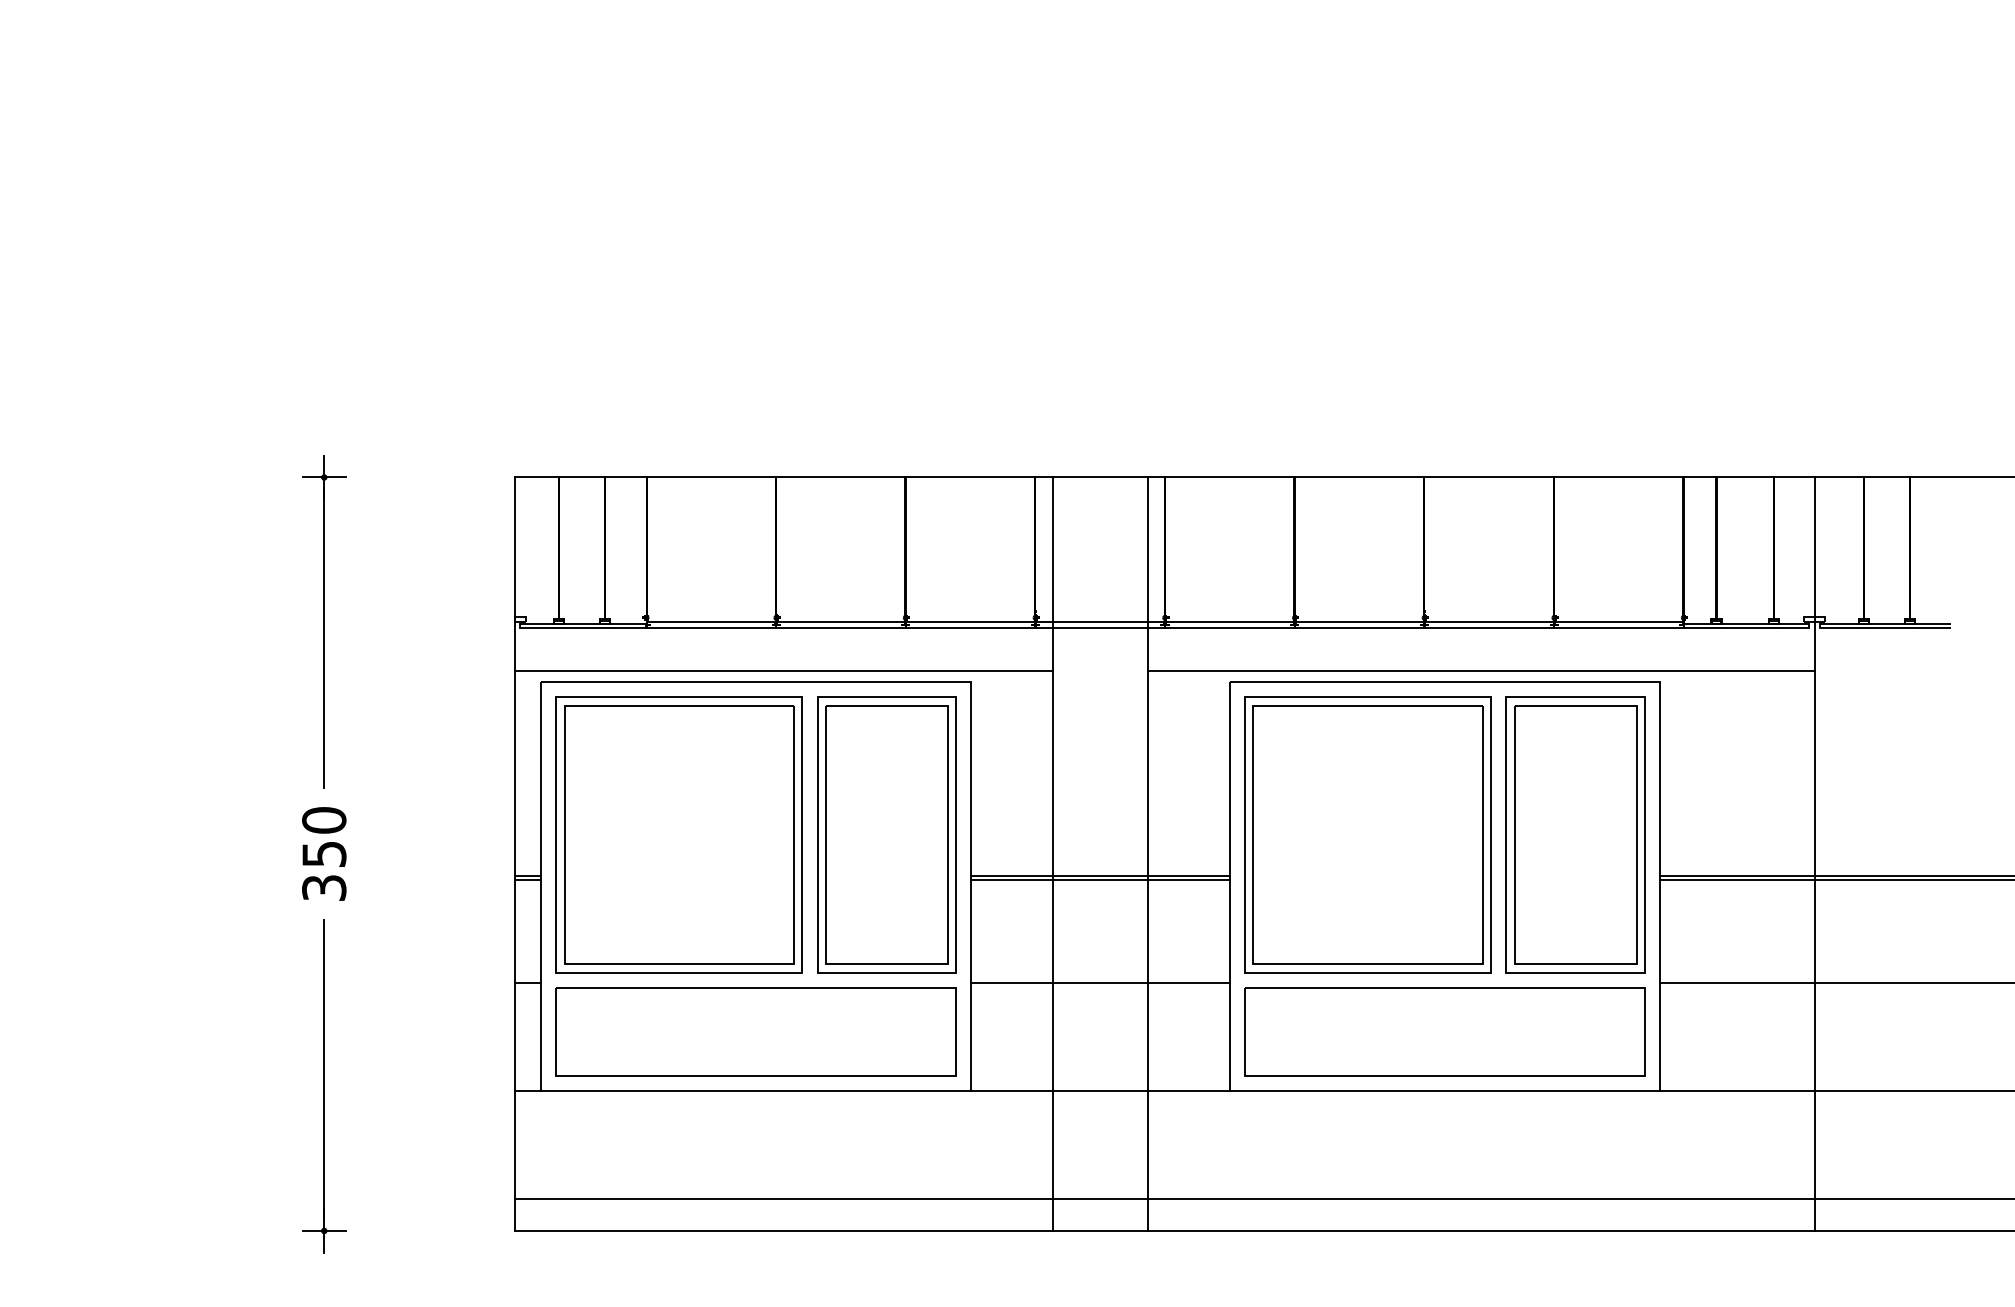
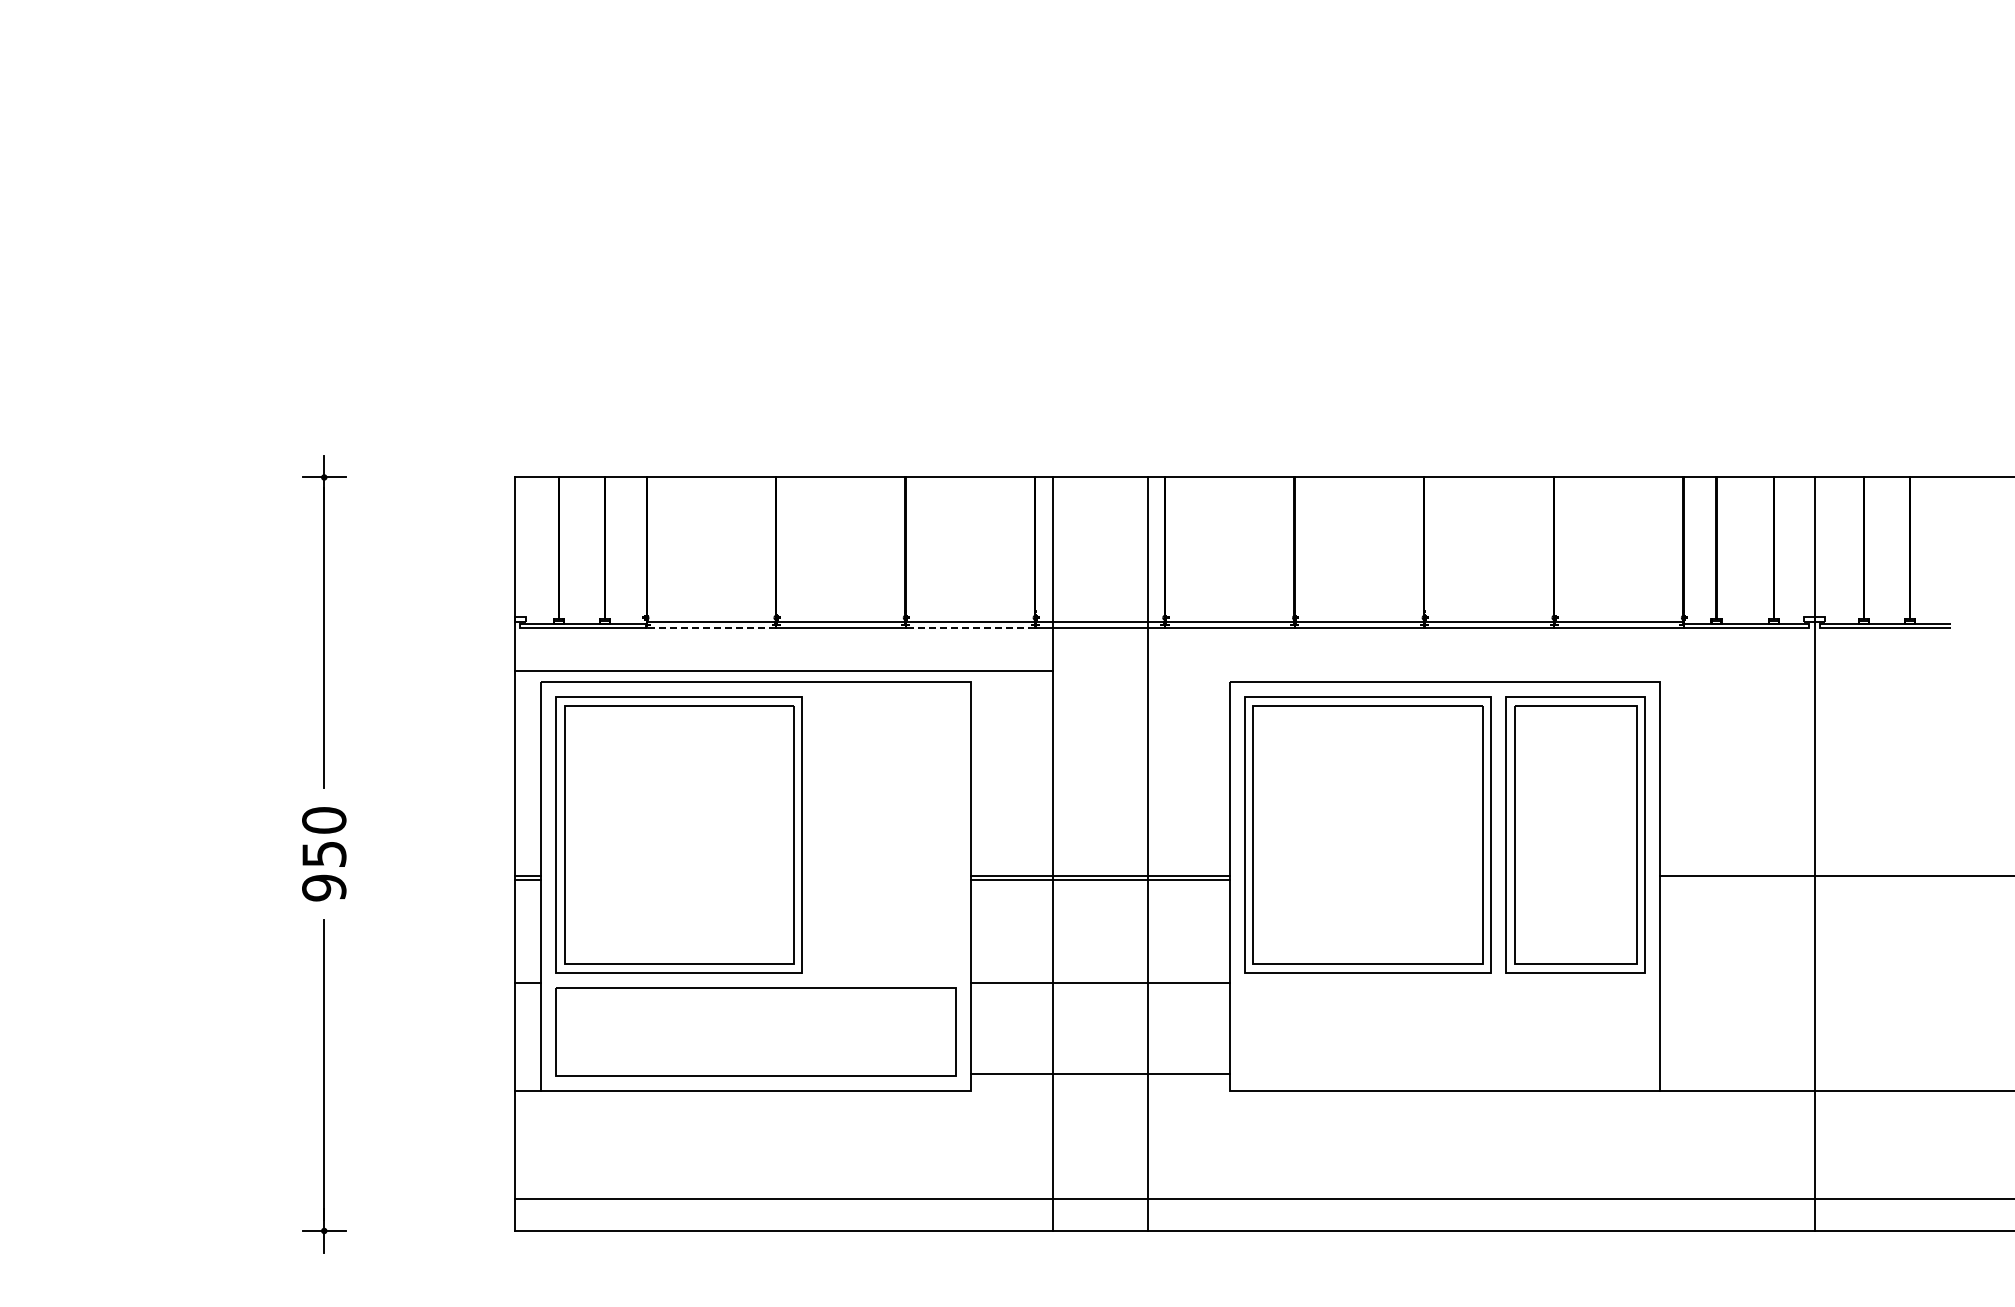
line: solid -> dashed (711, 628)
line: solid -> dashed (970, 628)
line: present -> none (1480, 671)
part: present -> none (886, 834)
line: present -> none (1835, 880)
text: 350 -> 950 (324, 887)
line: present -> none (1835, 983)
part: present -> none (1444, 1031)
line position: (1100, 1091) -> (1100, 1074) (1100, 1074)
